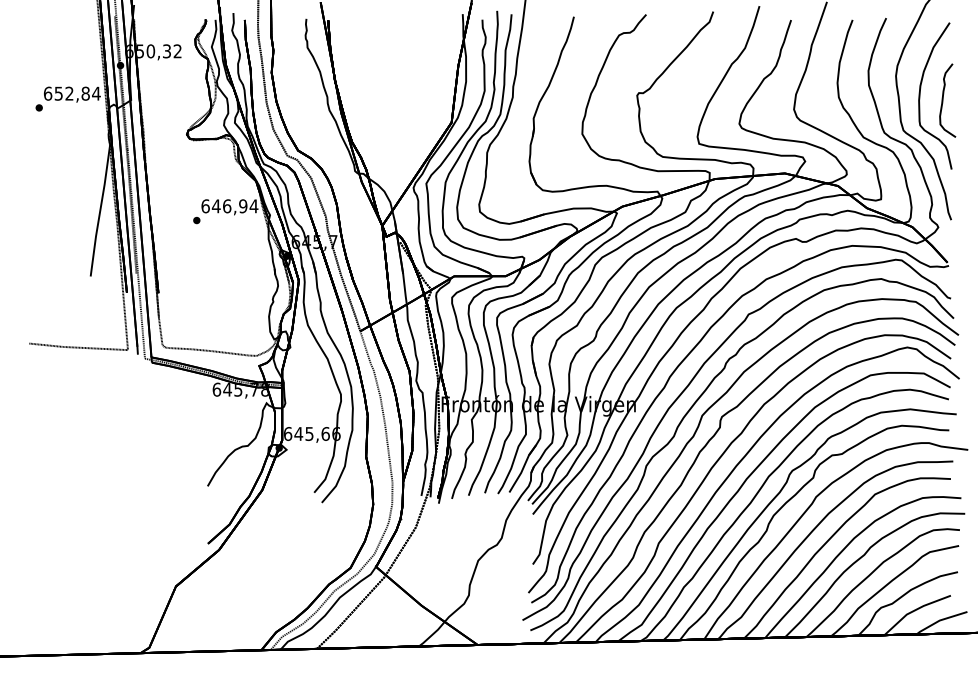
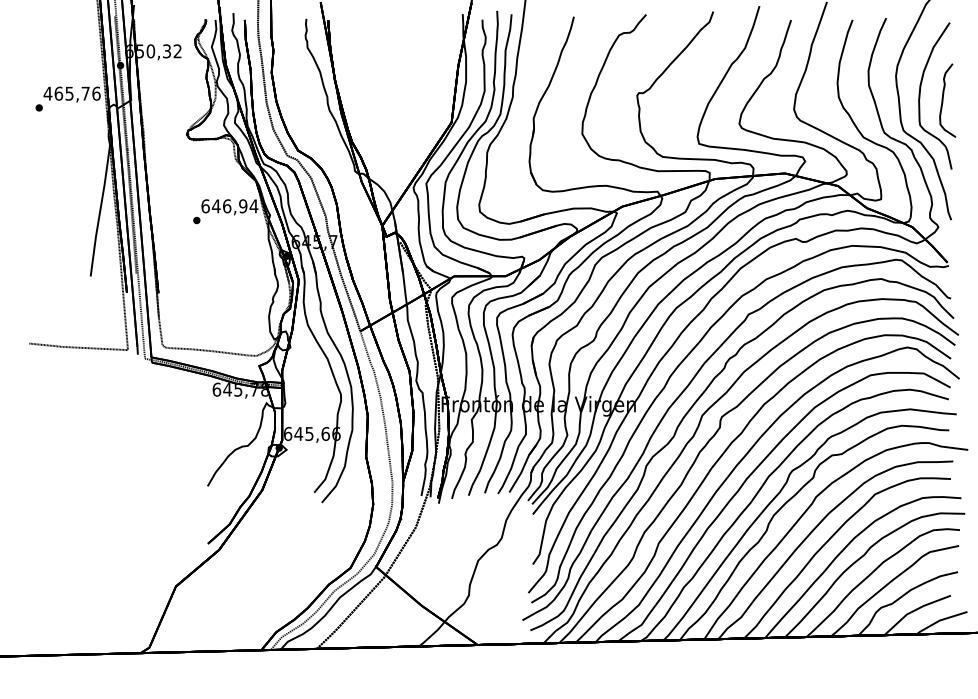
text: 652,84 -> 465,76 (71, 93)
